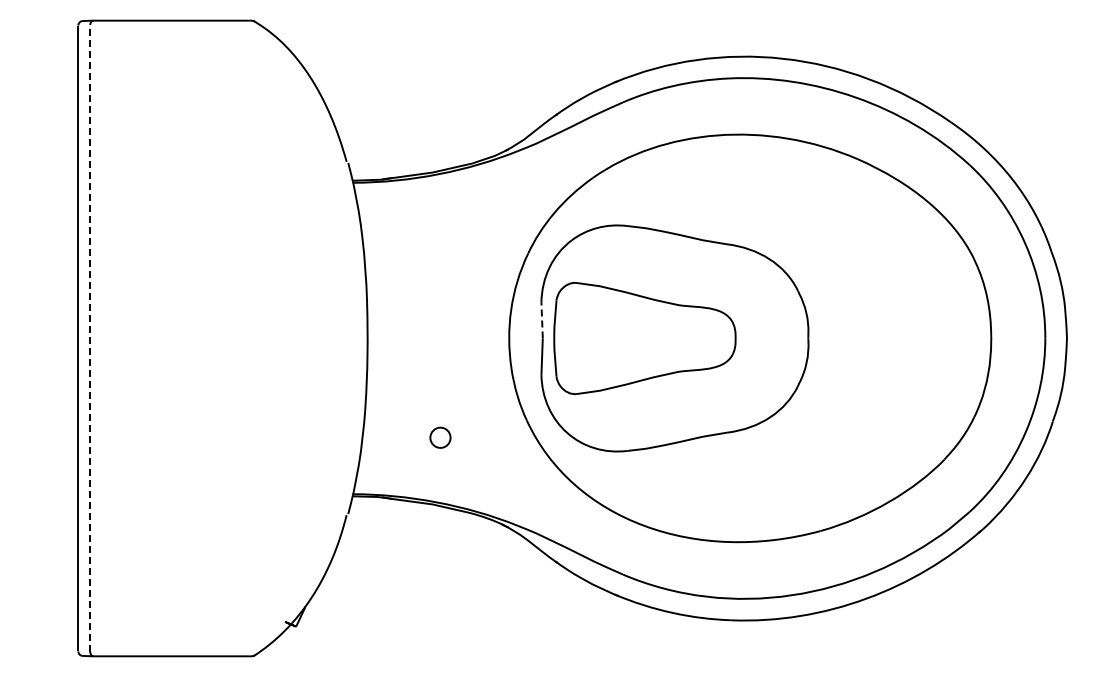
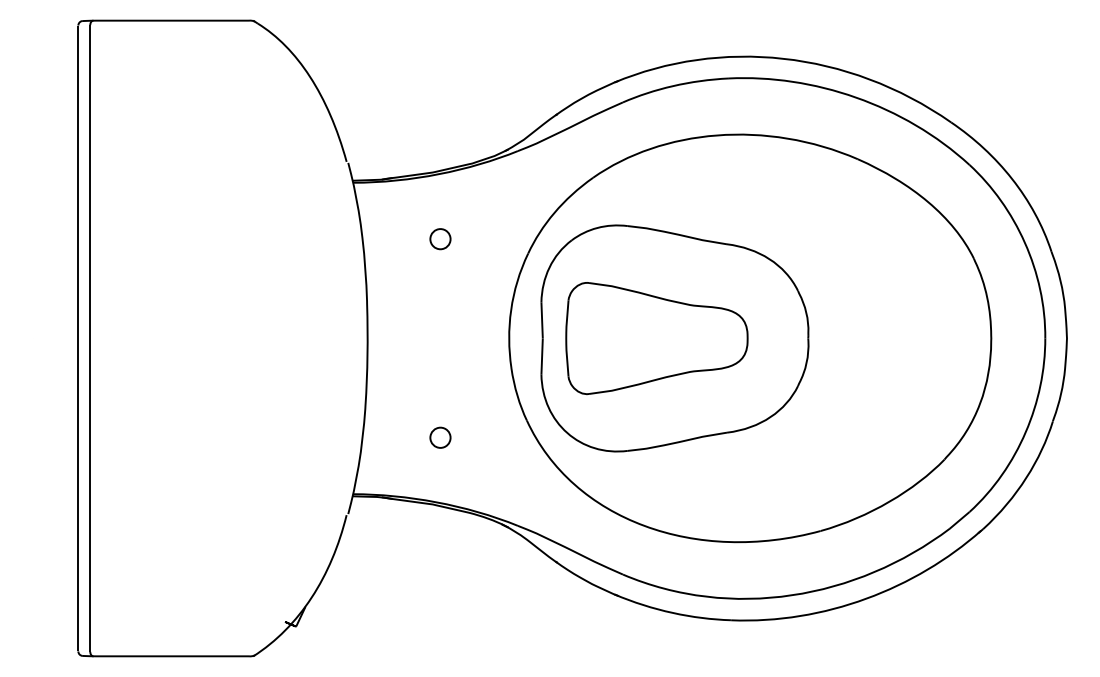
part: none -> present (440, 239)
line: dashed -> solid (542, 319)
line: dashed -> solid (90, 338)
part position: (644, 338) -> (656, 338) (656, 338)
